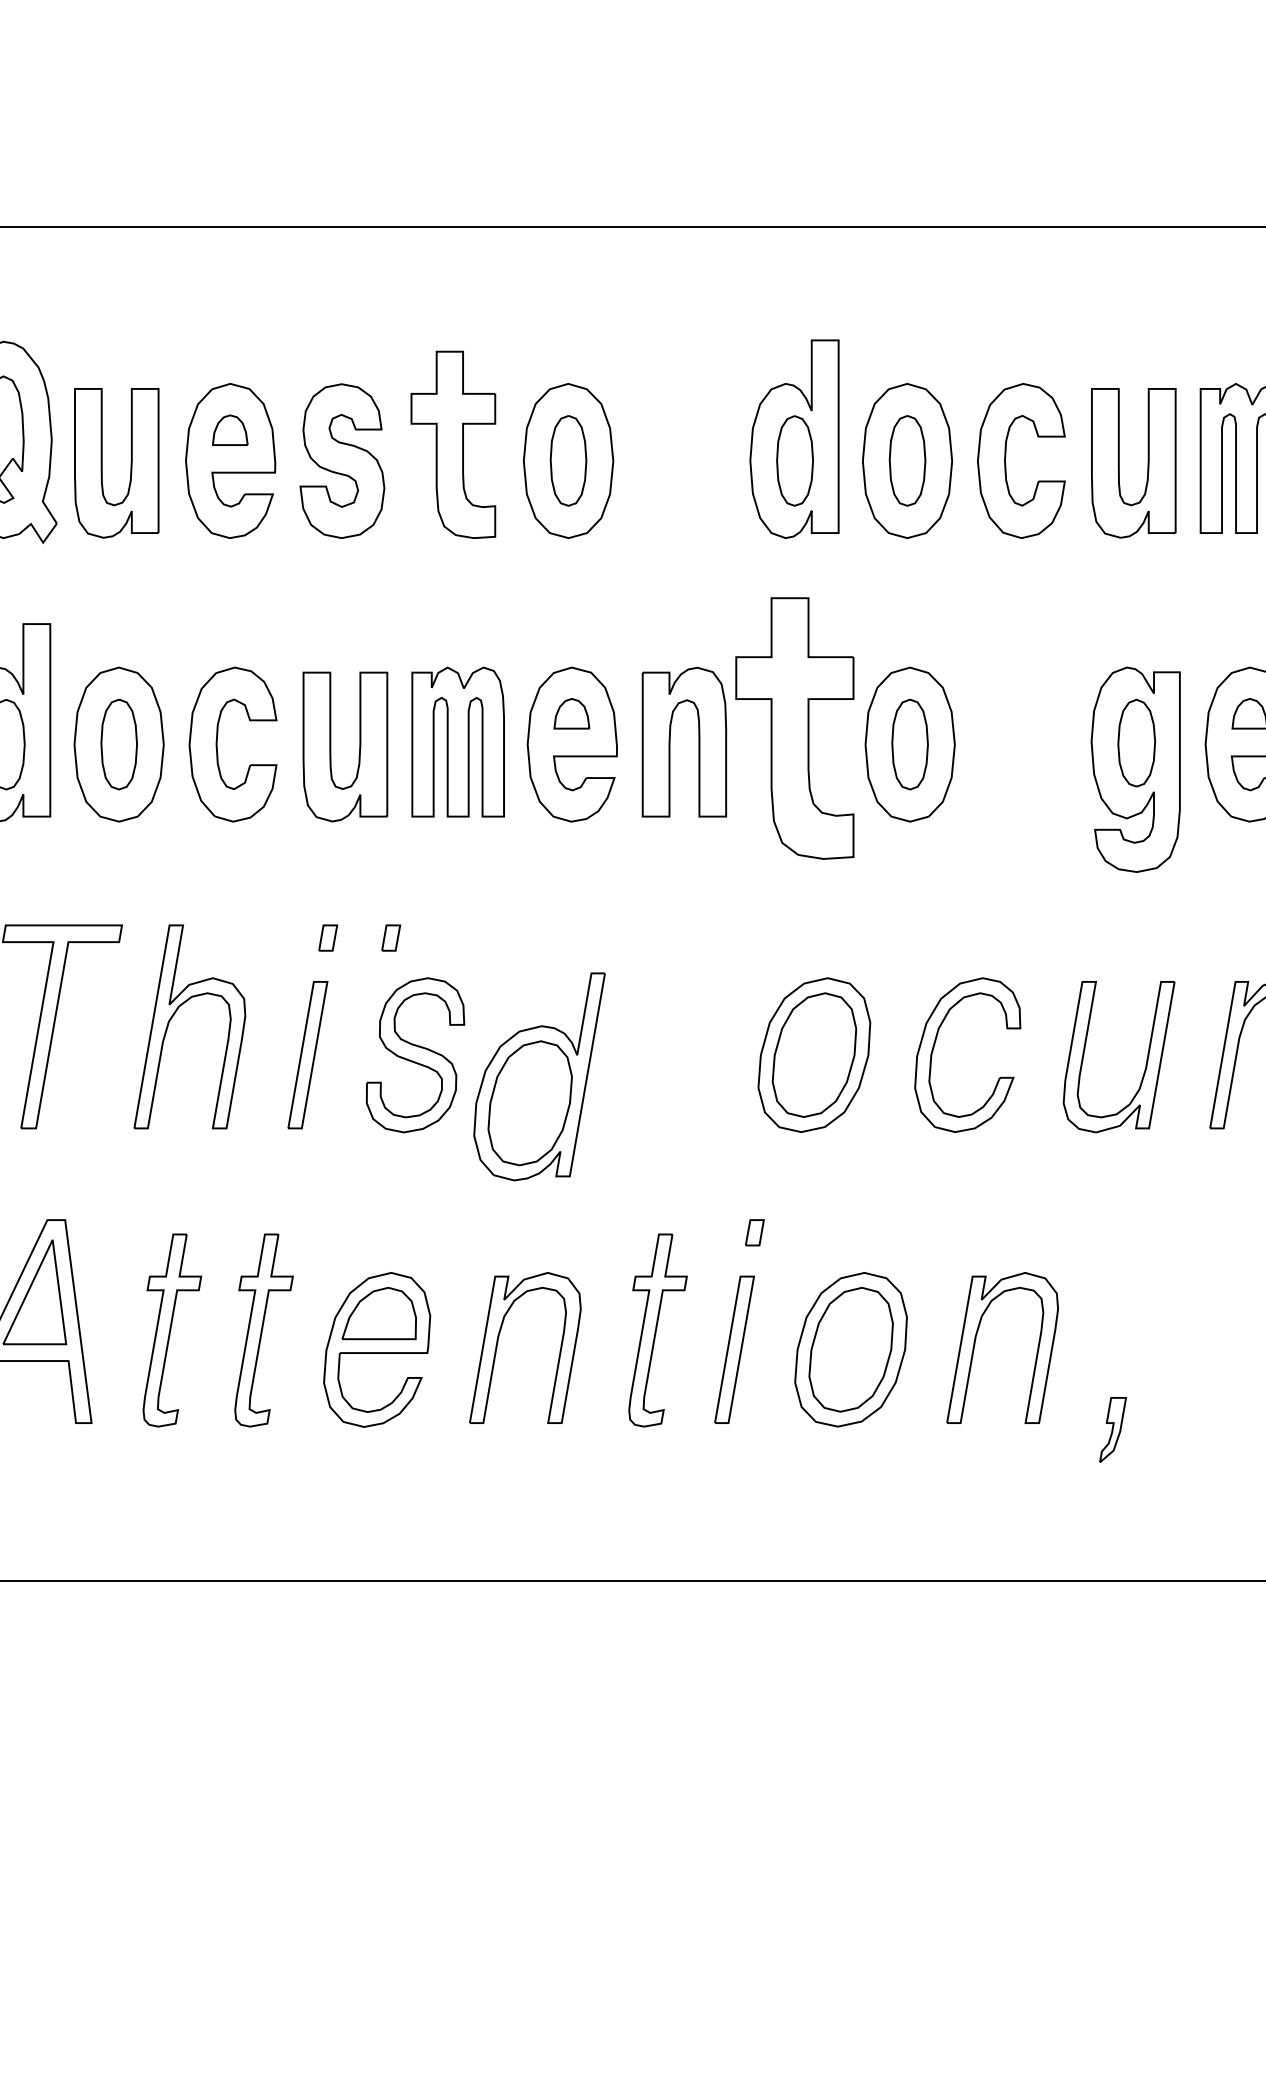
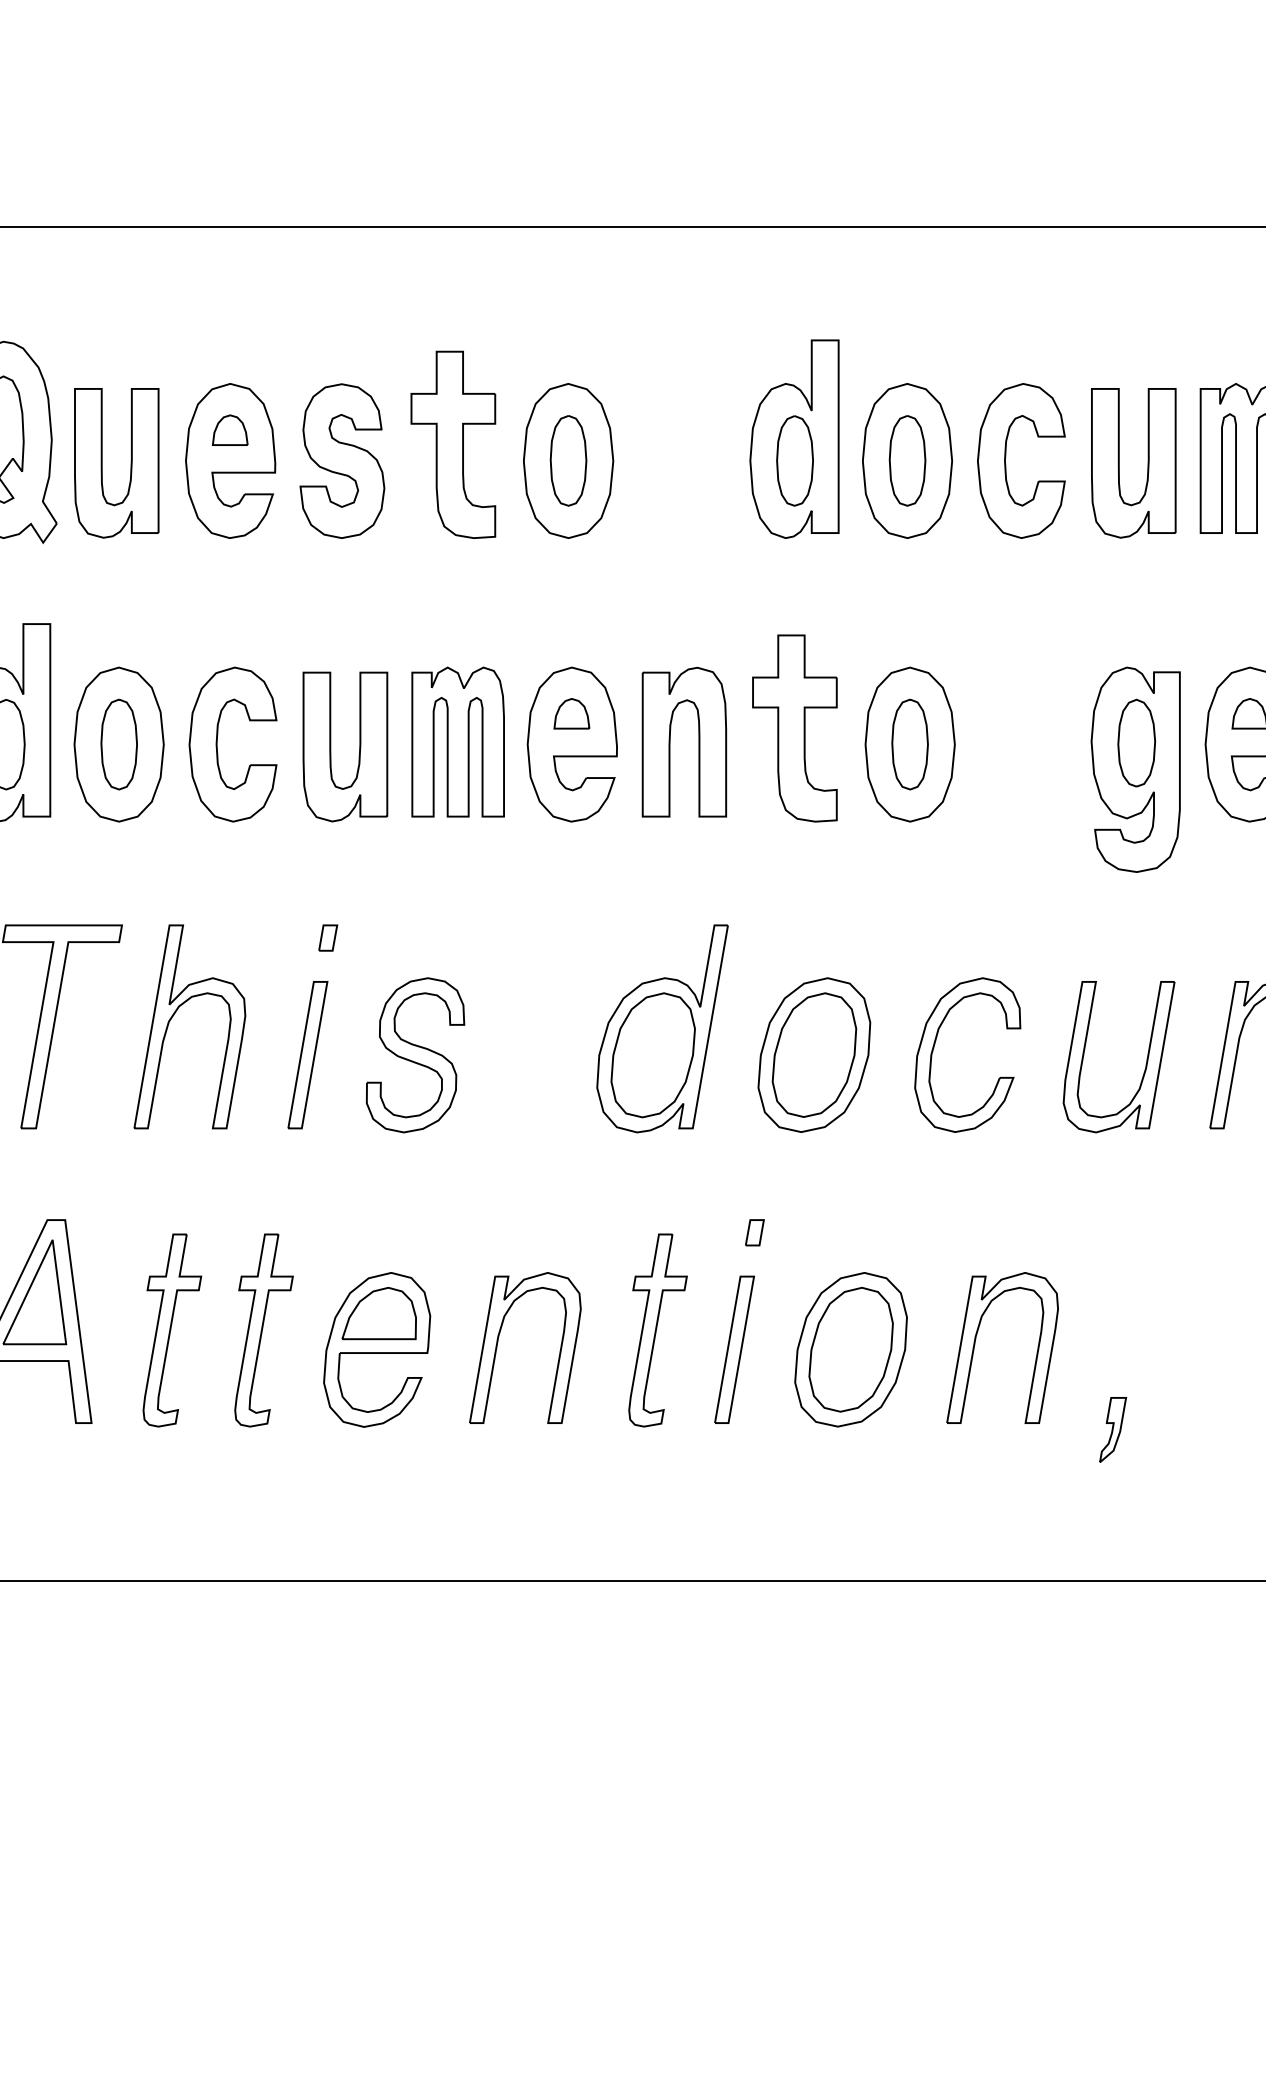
part size: 120x263 px -> 86x189 px (794, 728)
part: present -> none (391, 937)
part position: (539, 1076) -> (662, 1028) (662, 1028)
